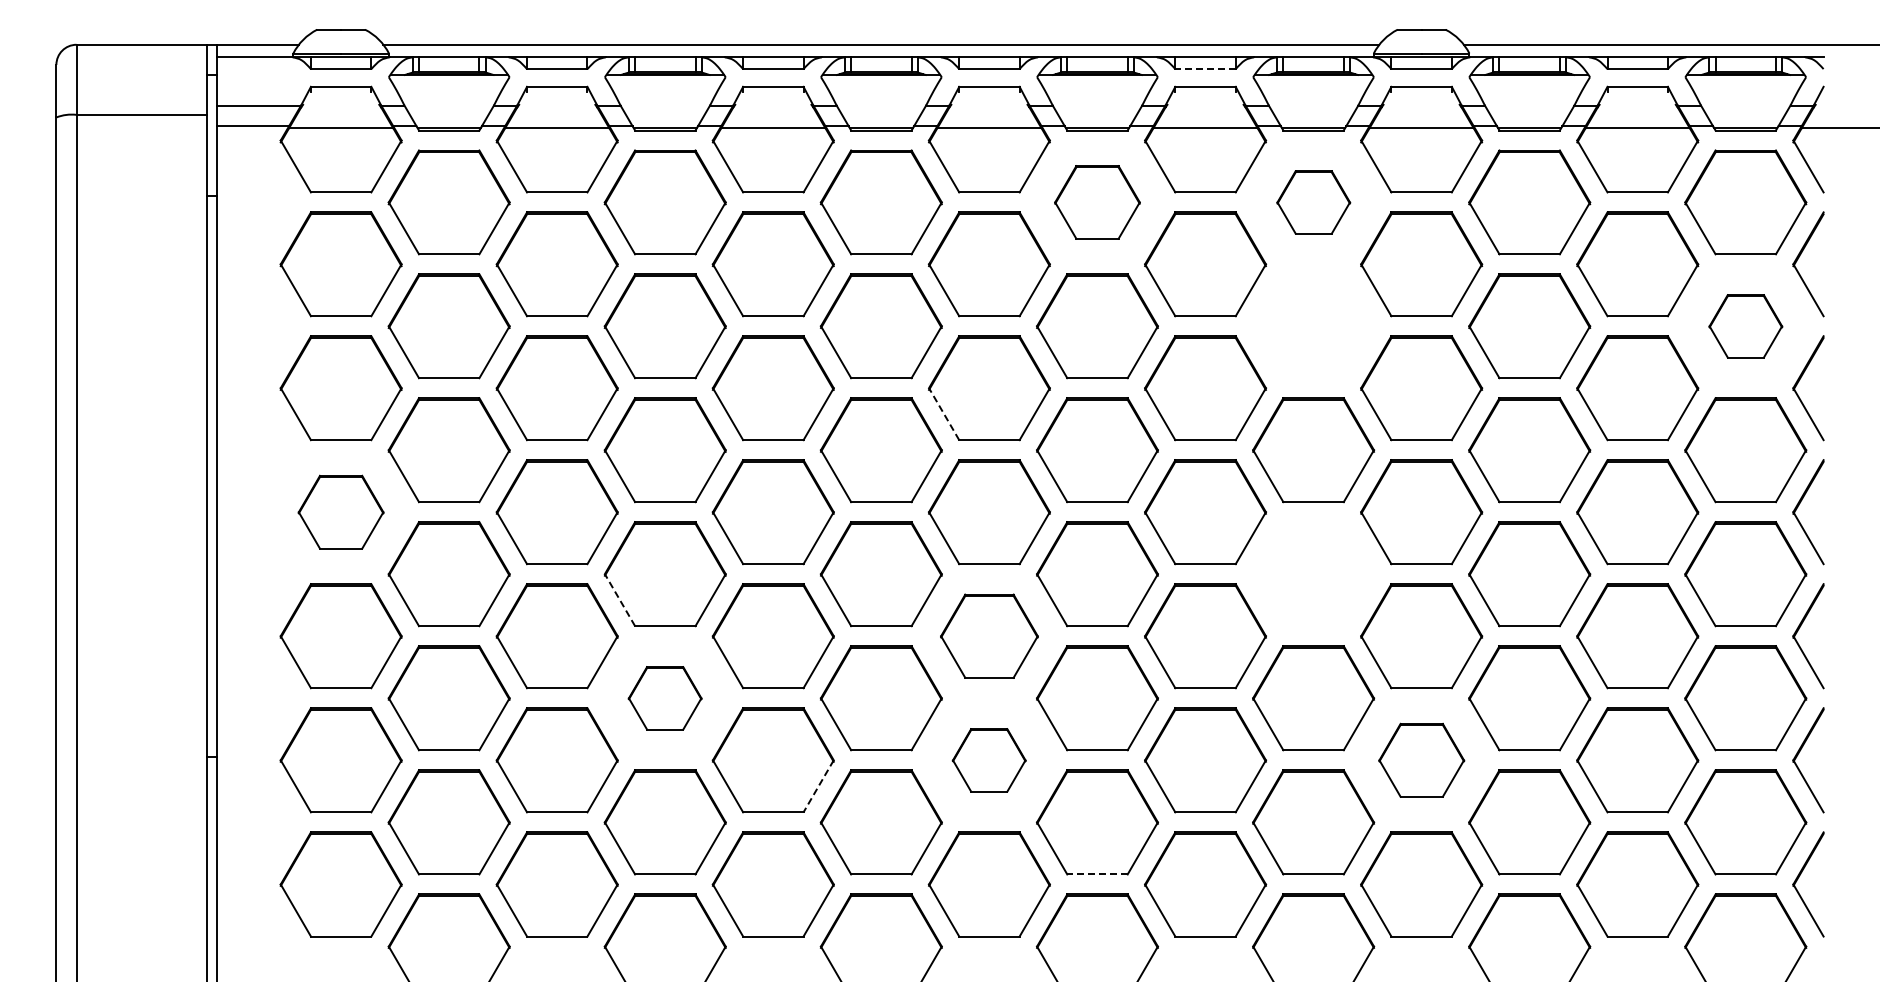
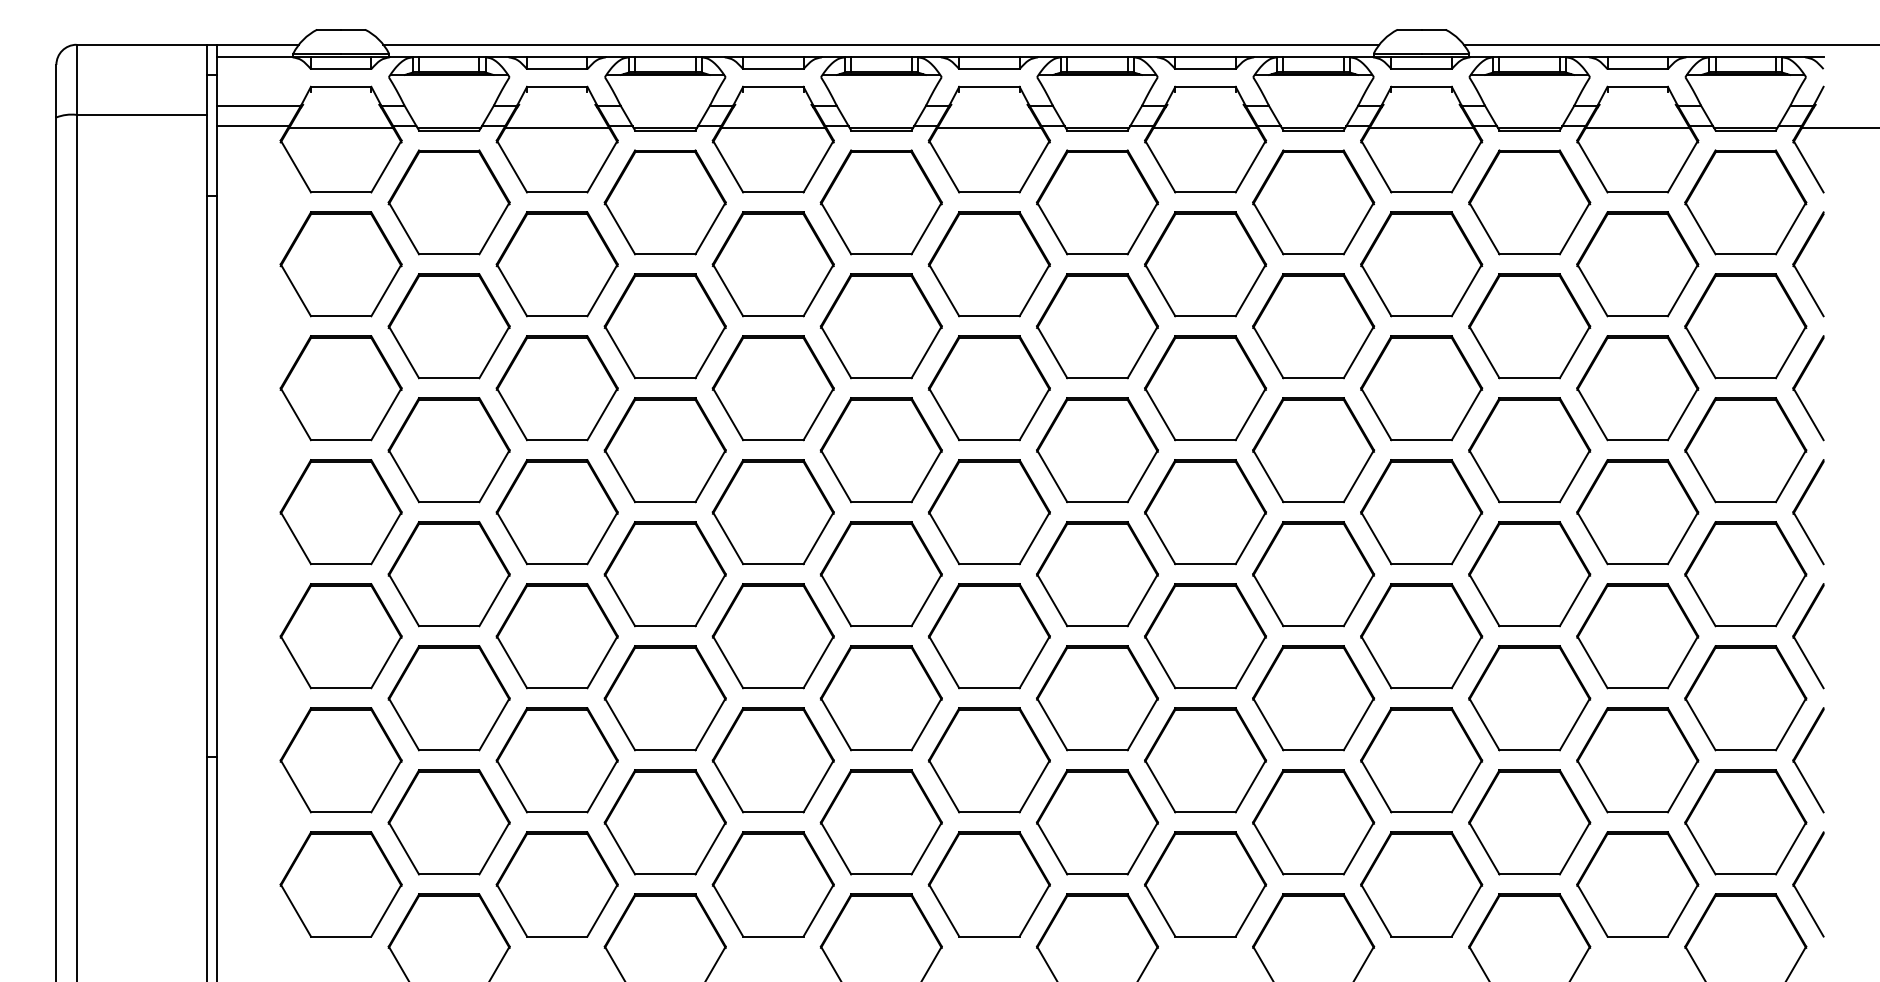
line: dashed -> solid (1205, 69)
part size: 87x75 px -> 123x107 px (1097, 202)
part size: 76x65 px -> 124x107 px (1313, 202)
part: none -> present (1313, 326)
part size: 76x65 px -> 124x107 px (1745, 326)
line: dashed -> solid (943, 413)
part size: 88x76 px -> 124x107 px (340, 512)
part: none -> present (1313, 574)
line: dashed -> solid (619, 599)
part size: 99x86 px -> 123x107 px (989, 636)
part size: 76x65 px -> 124x107 px (664, 698)
part size: 88x76 px -> 124x107 px (1421, 760)
part size: 76x65 px -> 124x107 px (988, 760)
line: dashed -> solid (818, 786)
line: dashed -> solid (1096, 874)
